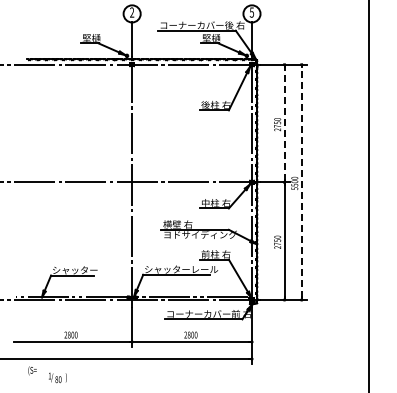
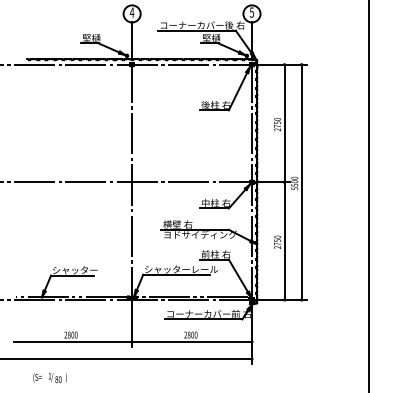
text: 2 -> 4 (131, 12)
line: dashed -> solid (284, 123)
line: dashed -> solid (301, 182)
text position: (32, 370) -> (37, 377) (37, 377)
